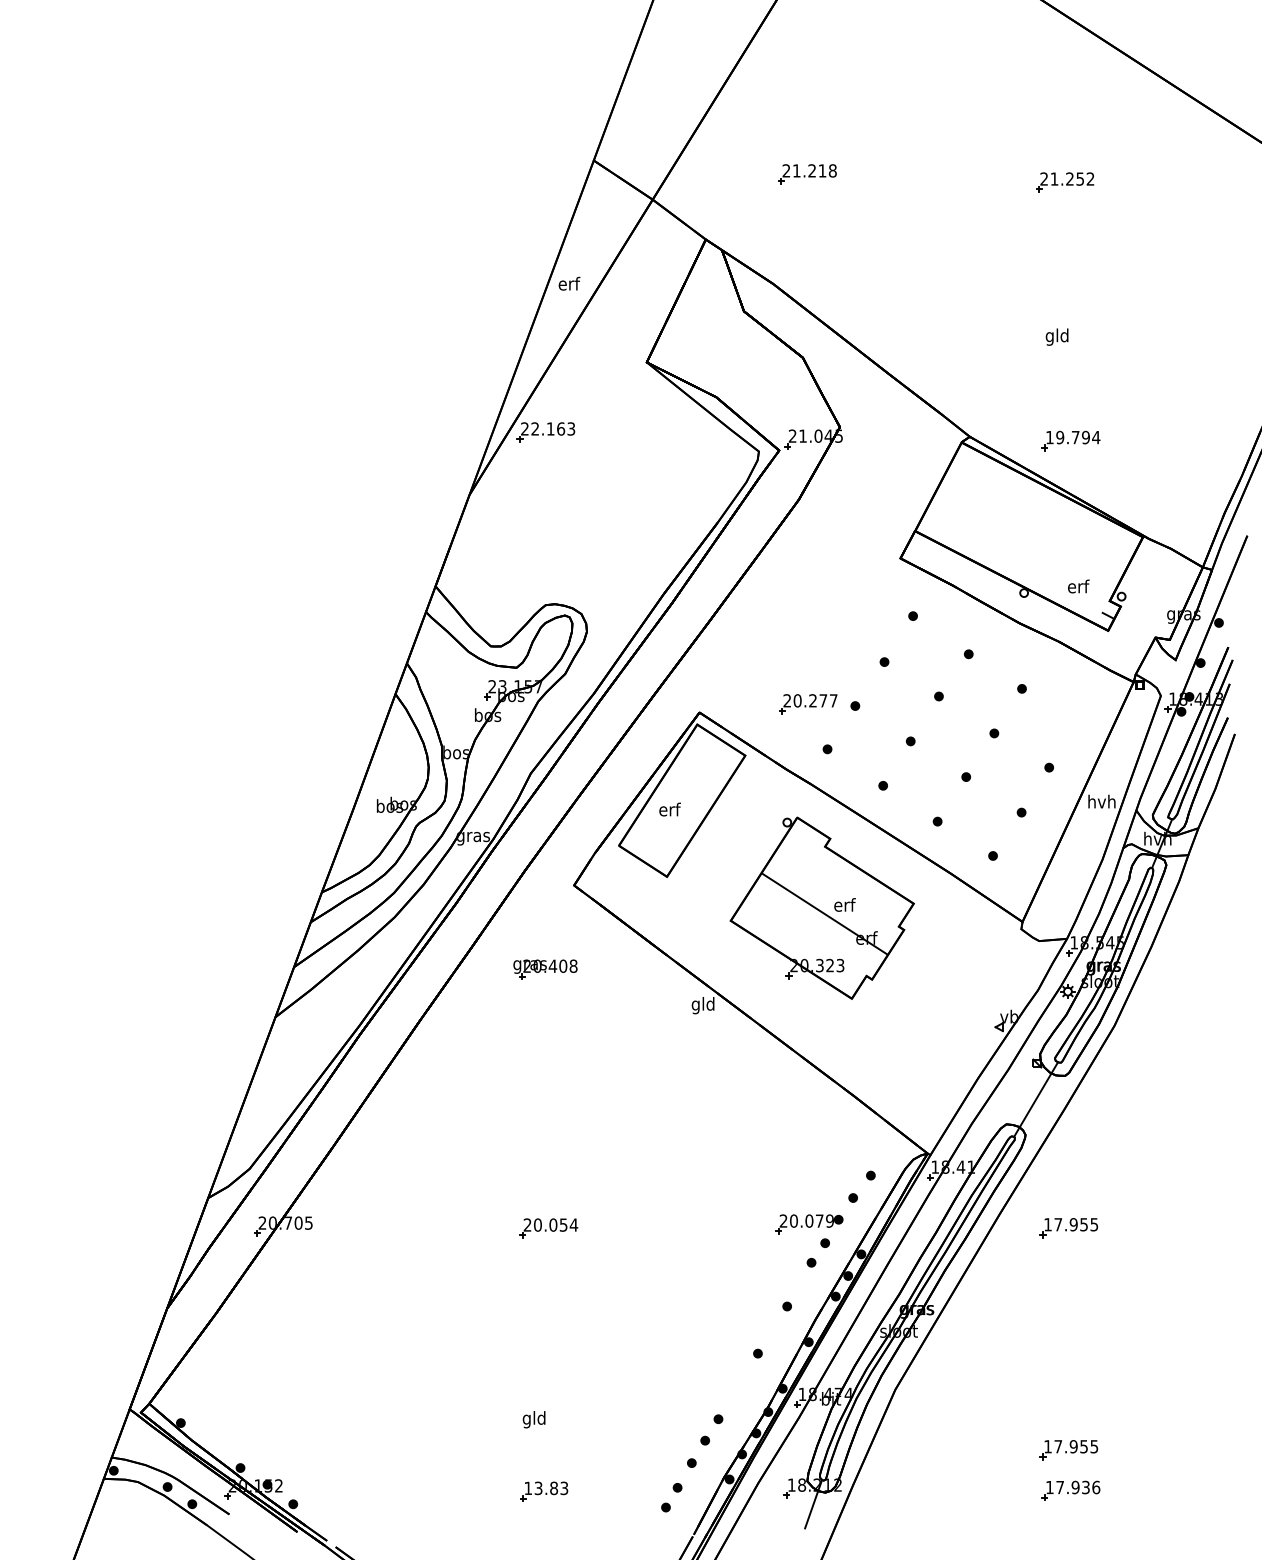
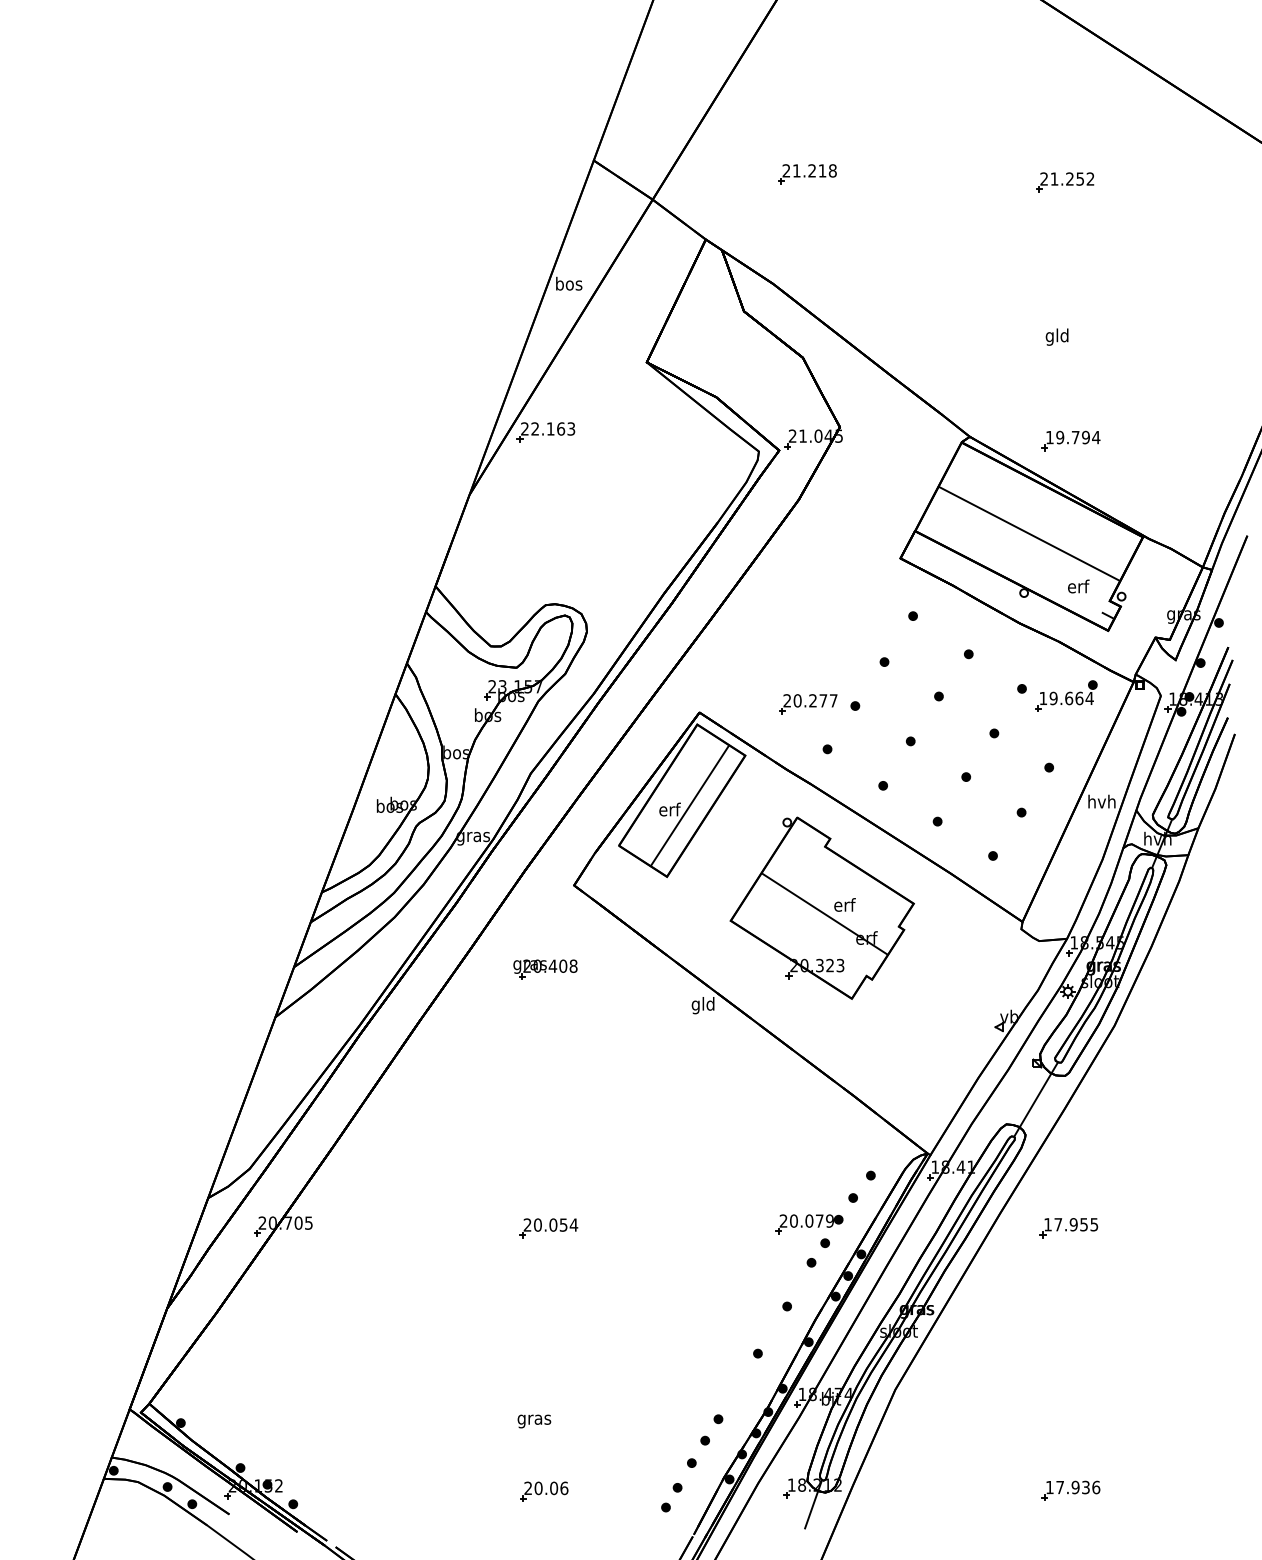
text: erf -> bos (569, 283)
line: none -> present (1029, 533)
part: none -> present (1066, 695)
line: none -> present (689, 805)
text: gld -> gras (534, 1419)
part: present -> none (1068, 1450)
text: 13.83 -> 20.06 (546, 1488)
